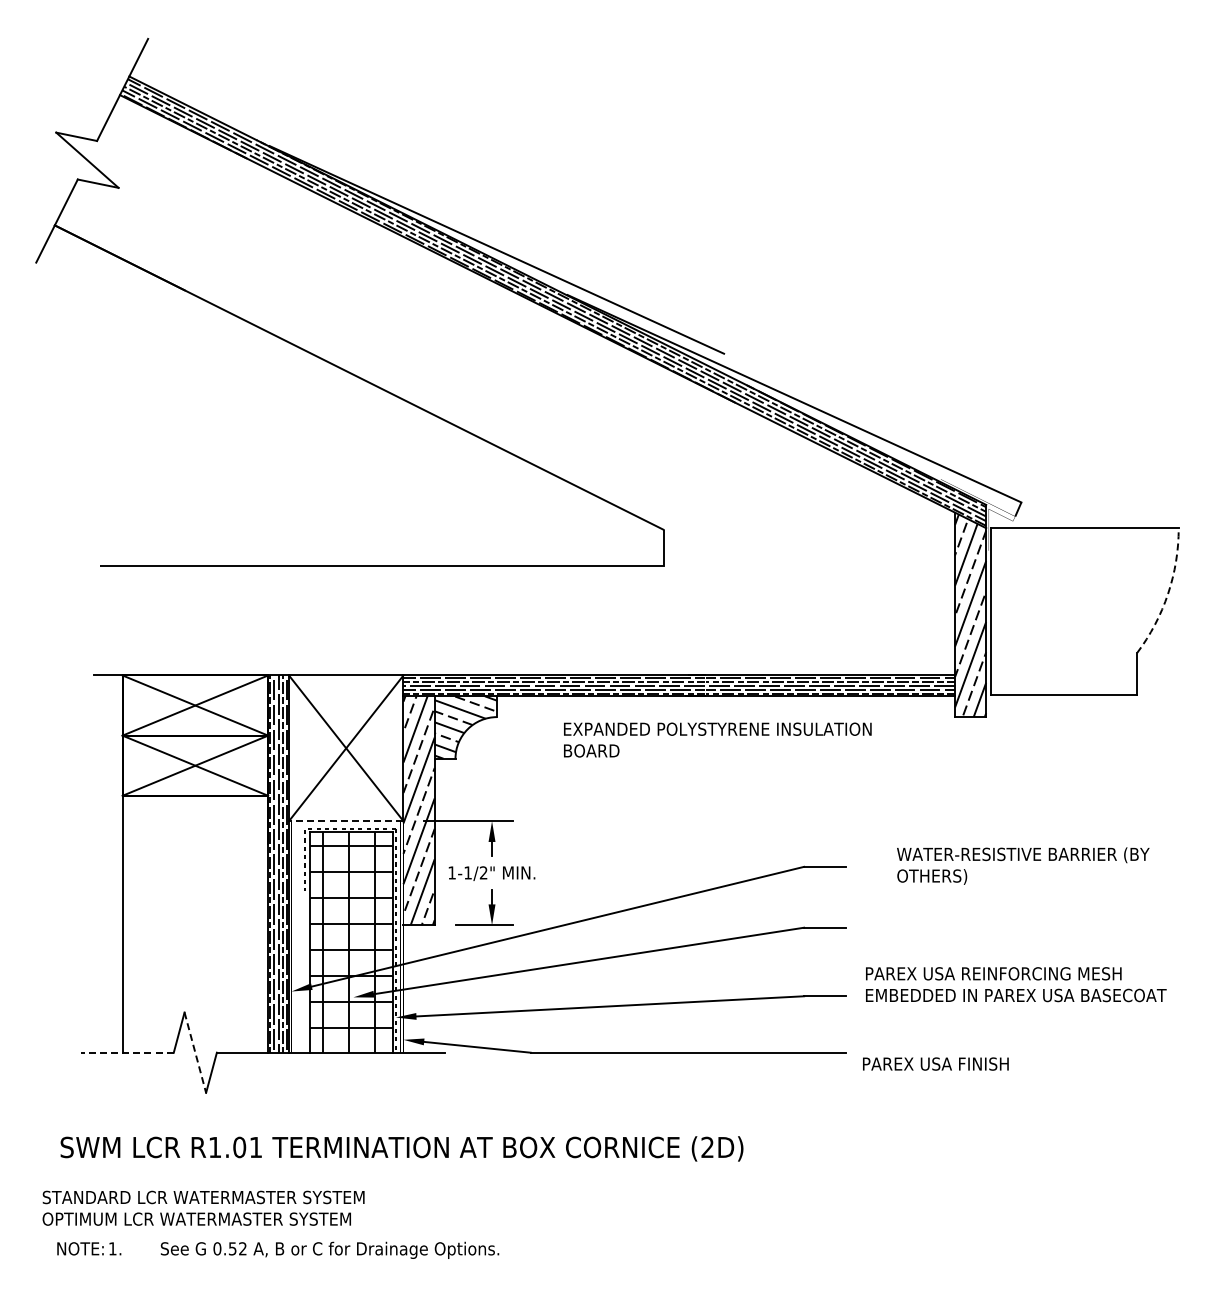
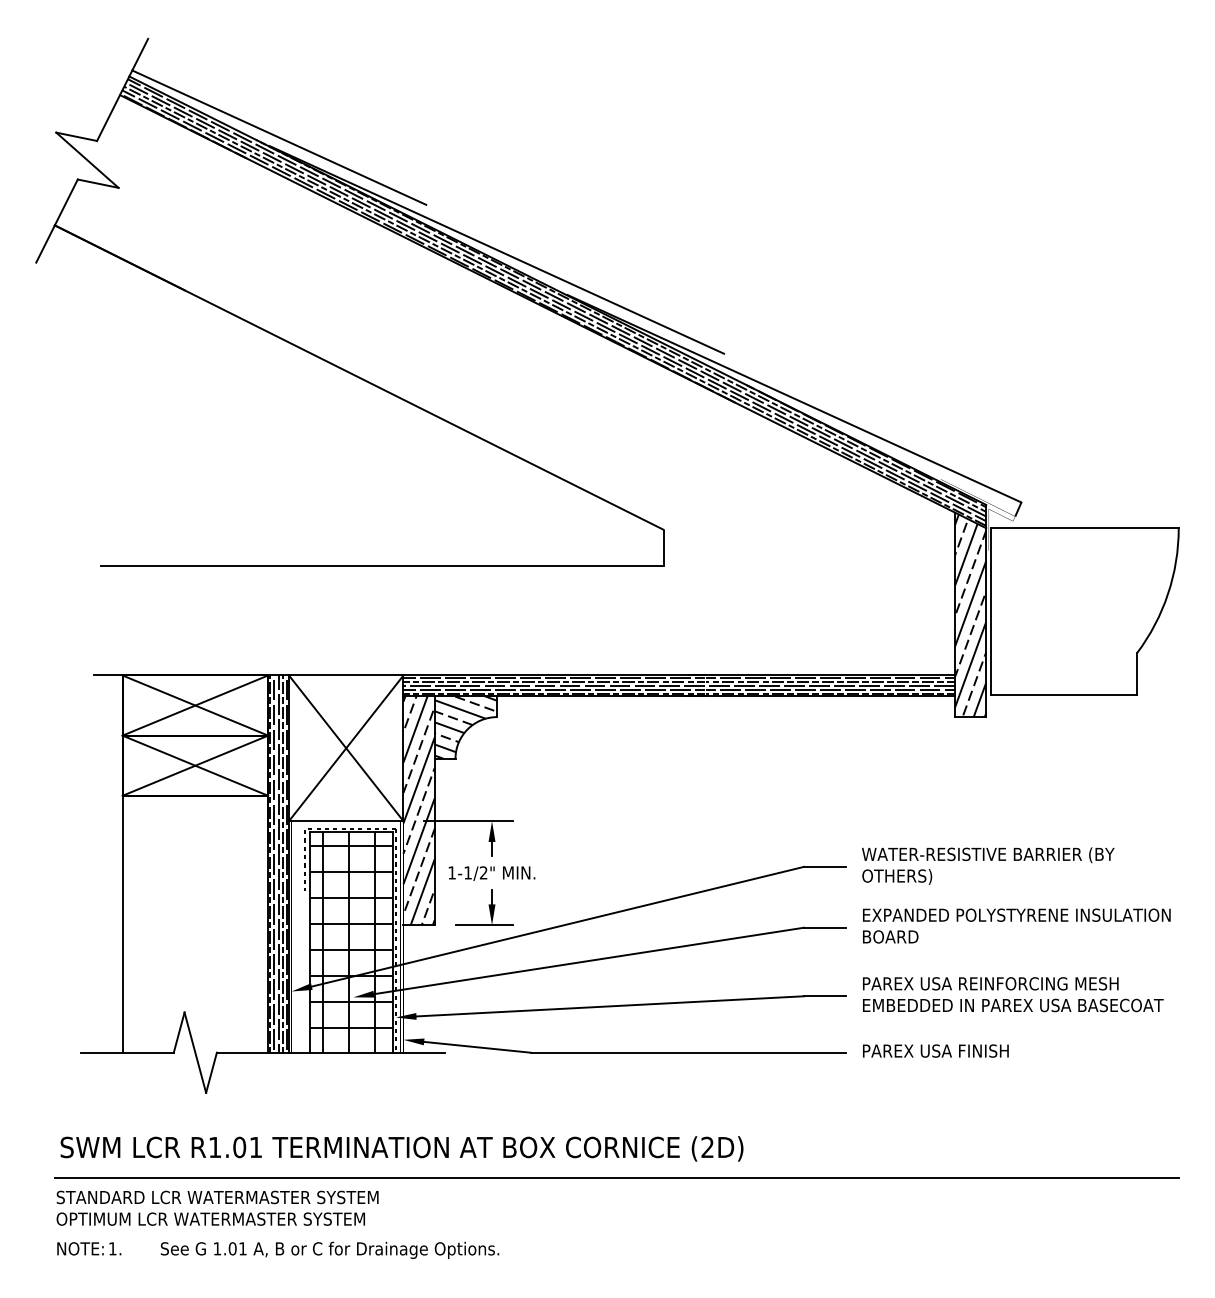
line: none -> present (279, 137)
arc: dashed -> solid (1168, 594)
text position: (717, 739) -> (1016, 925) (1016, 925)
line: dashed -> solid (345, 821)
text position: (1023, 865) -> (988, 865) (988, 865)
text position: (1016, 984) -> (1013, 994) (1013, 994)
line: dashed -> solid (126, 1052)
line: dashed -> solid (195, 1052)
text position: (935, 1063) -> (935, 1050) (935, 1050)
line: none -> present (616, 1177)
text position: (203, 1207) -> (217, 1207) (217, 1207)
text: 0.52 -> 1.01 (229, 1248)
